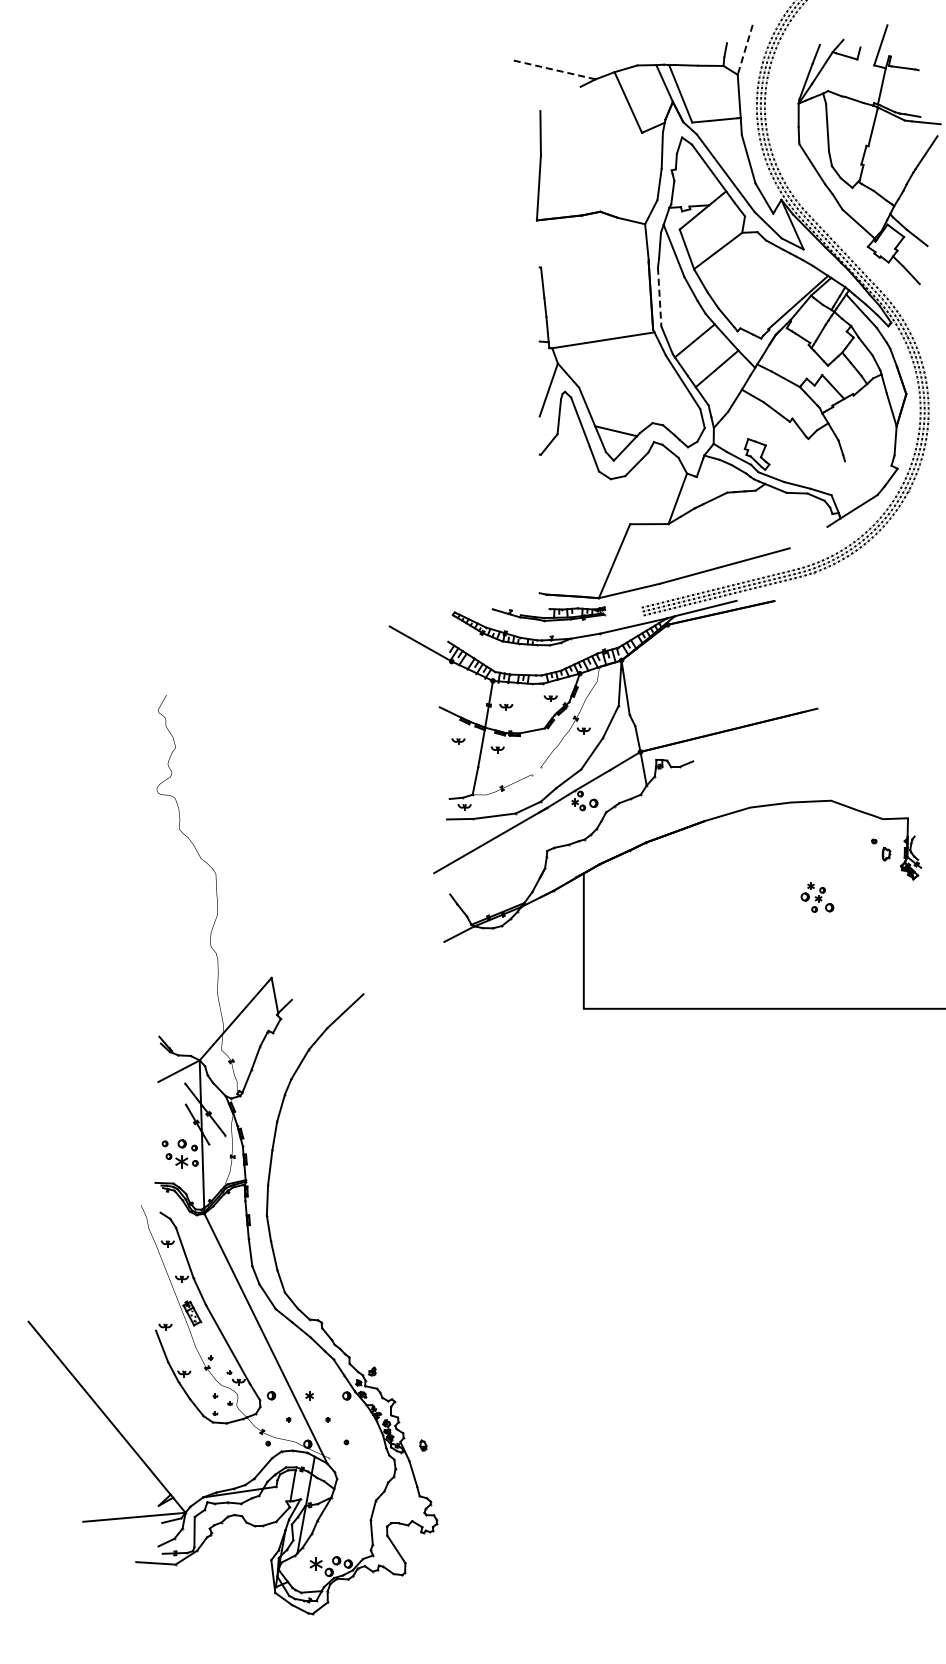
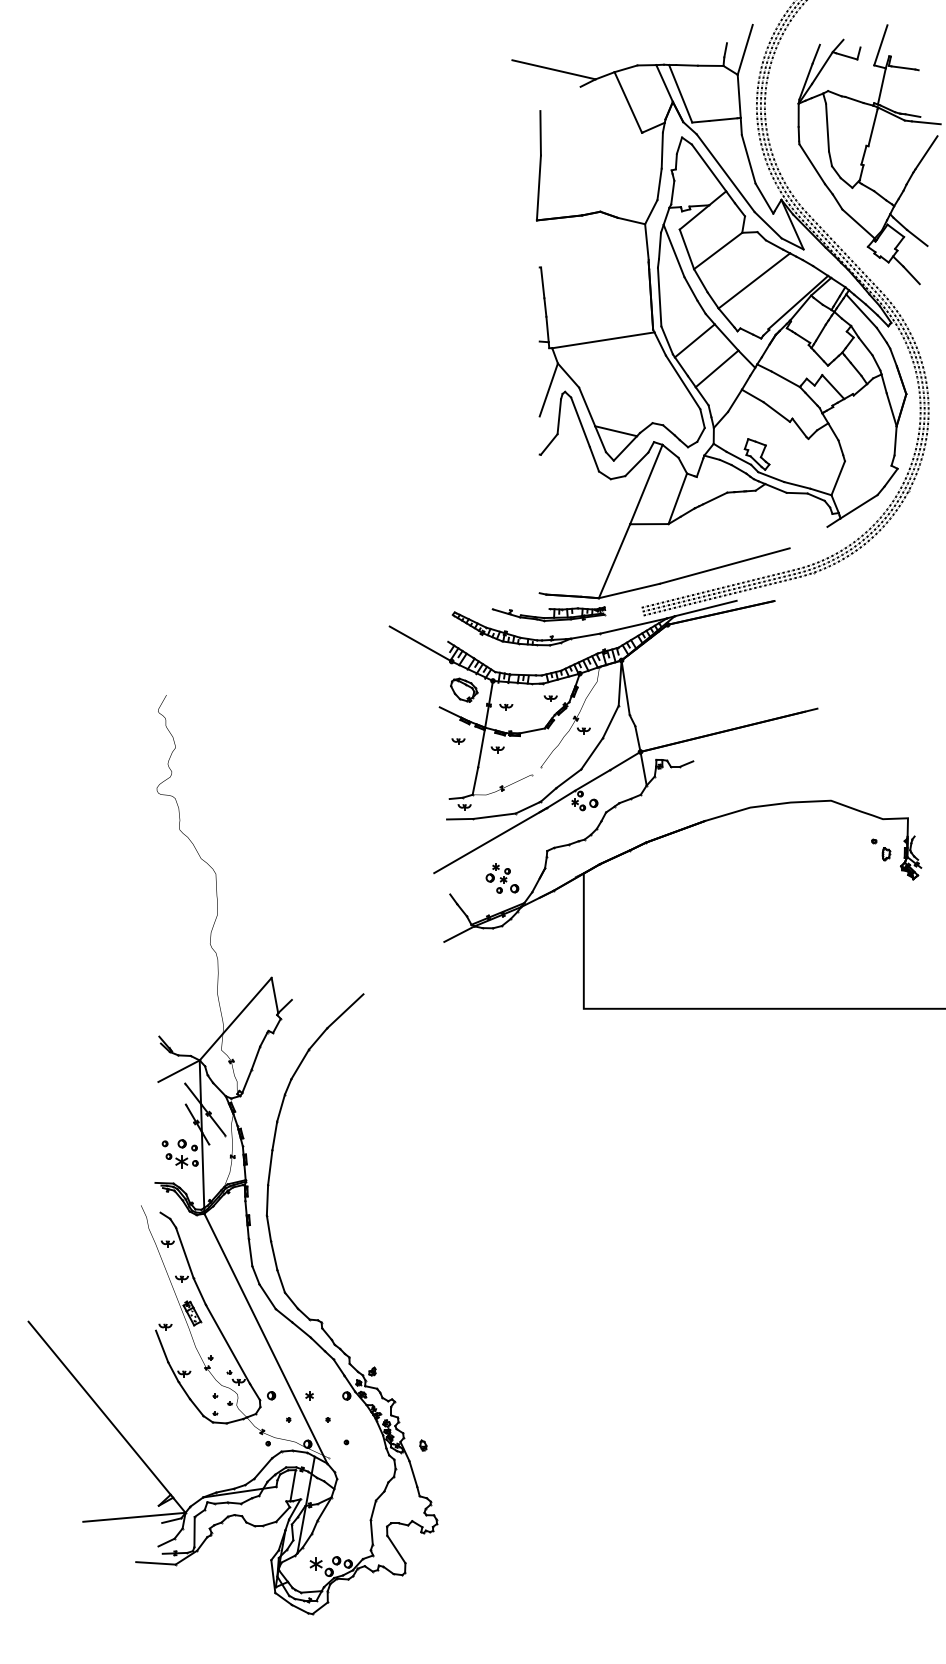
line: dashed -> solid (745, 50)
line: dashed -> solid (554, 69)
line: none -> present (754, 280)
line: dashed -> solid (659, 297)
line: none -> present (837, 478)
line: none -> present (646, 484)
part: none -> present (464, 689)
part position: (817, 897) -> (502, 878) (502, 878)
